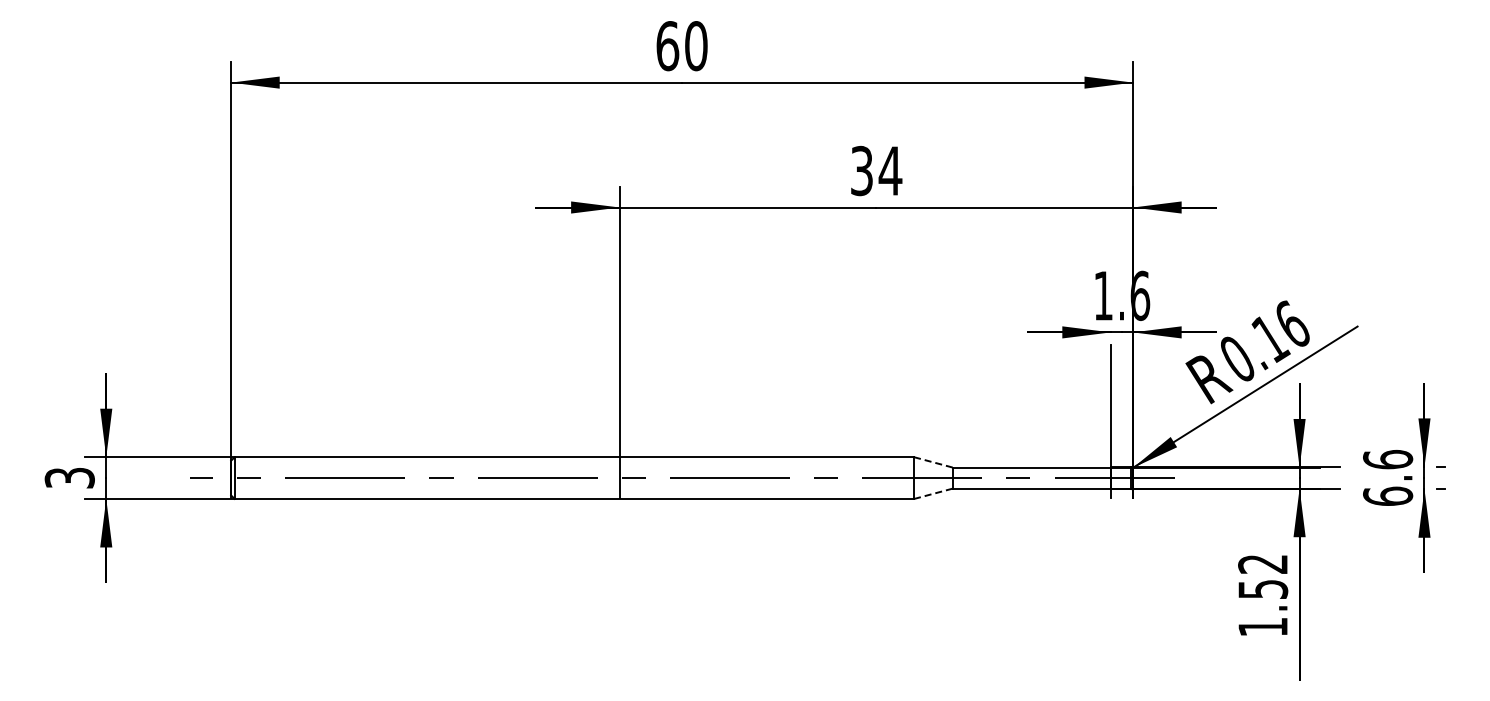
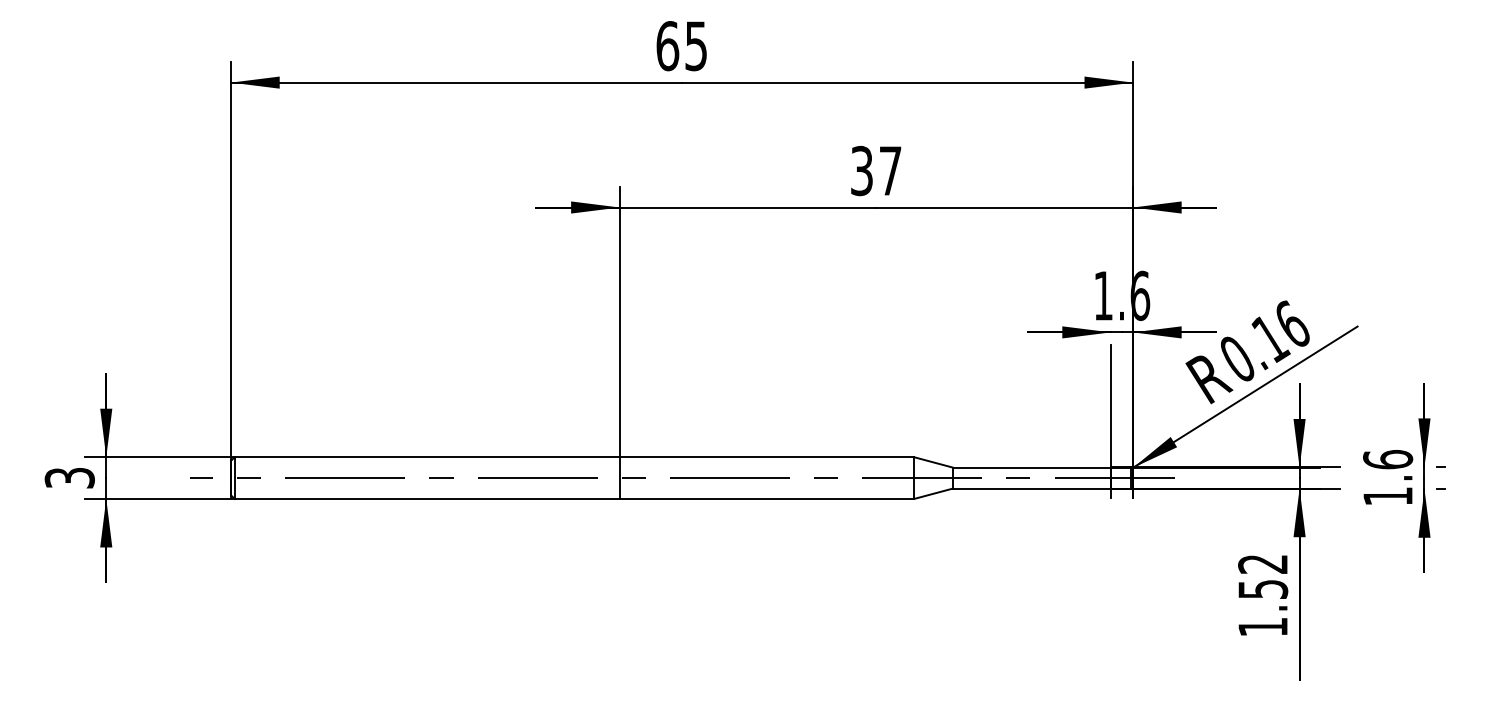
text: 60 -> 65 (696, 46)
text: 34 -> 37 (890, 170)
line: dashed -> solid (933, 462)
line: dashed -> solid (933, 493)
text: 6.6 -> 1.6 (1388, 495)
